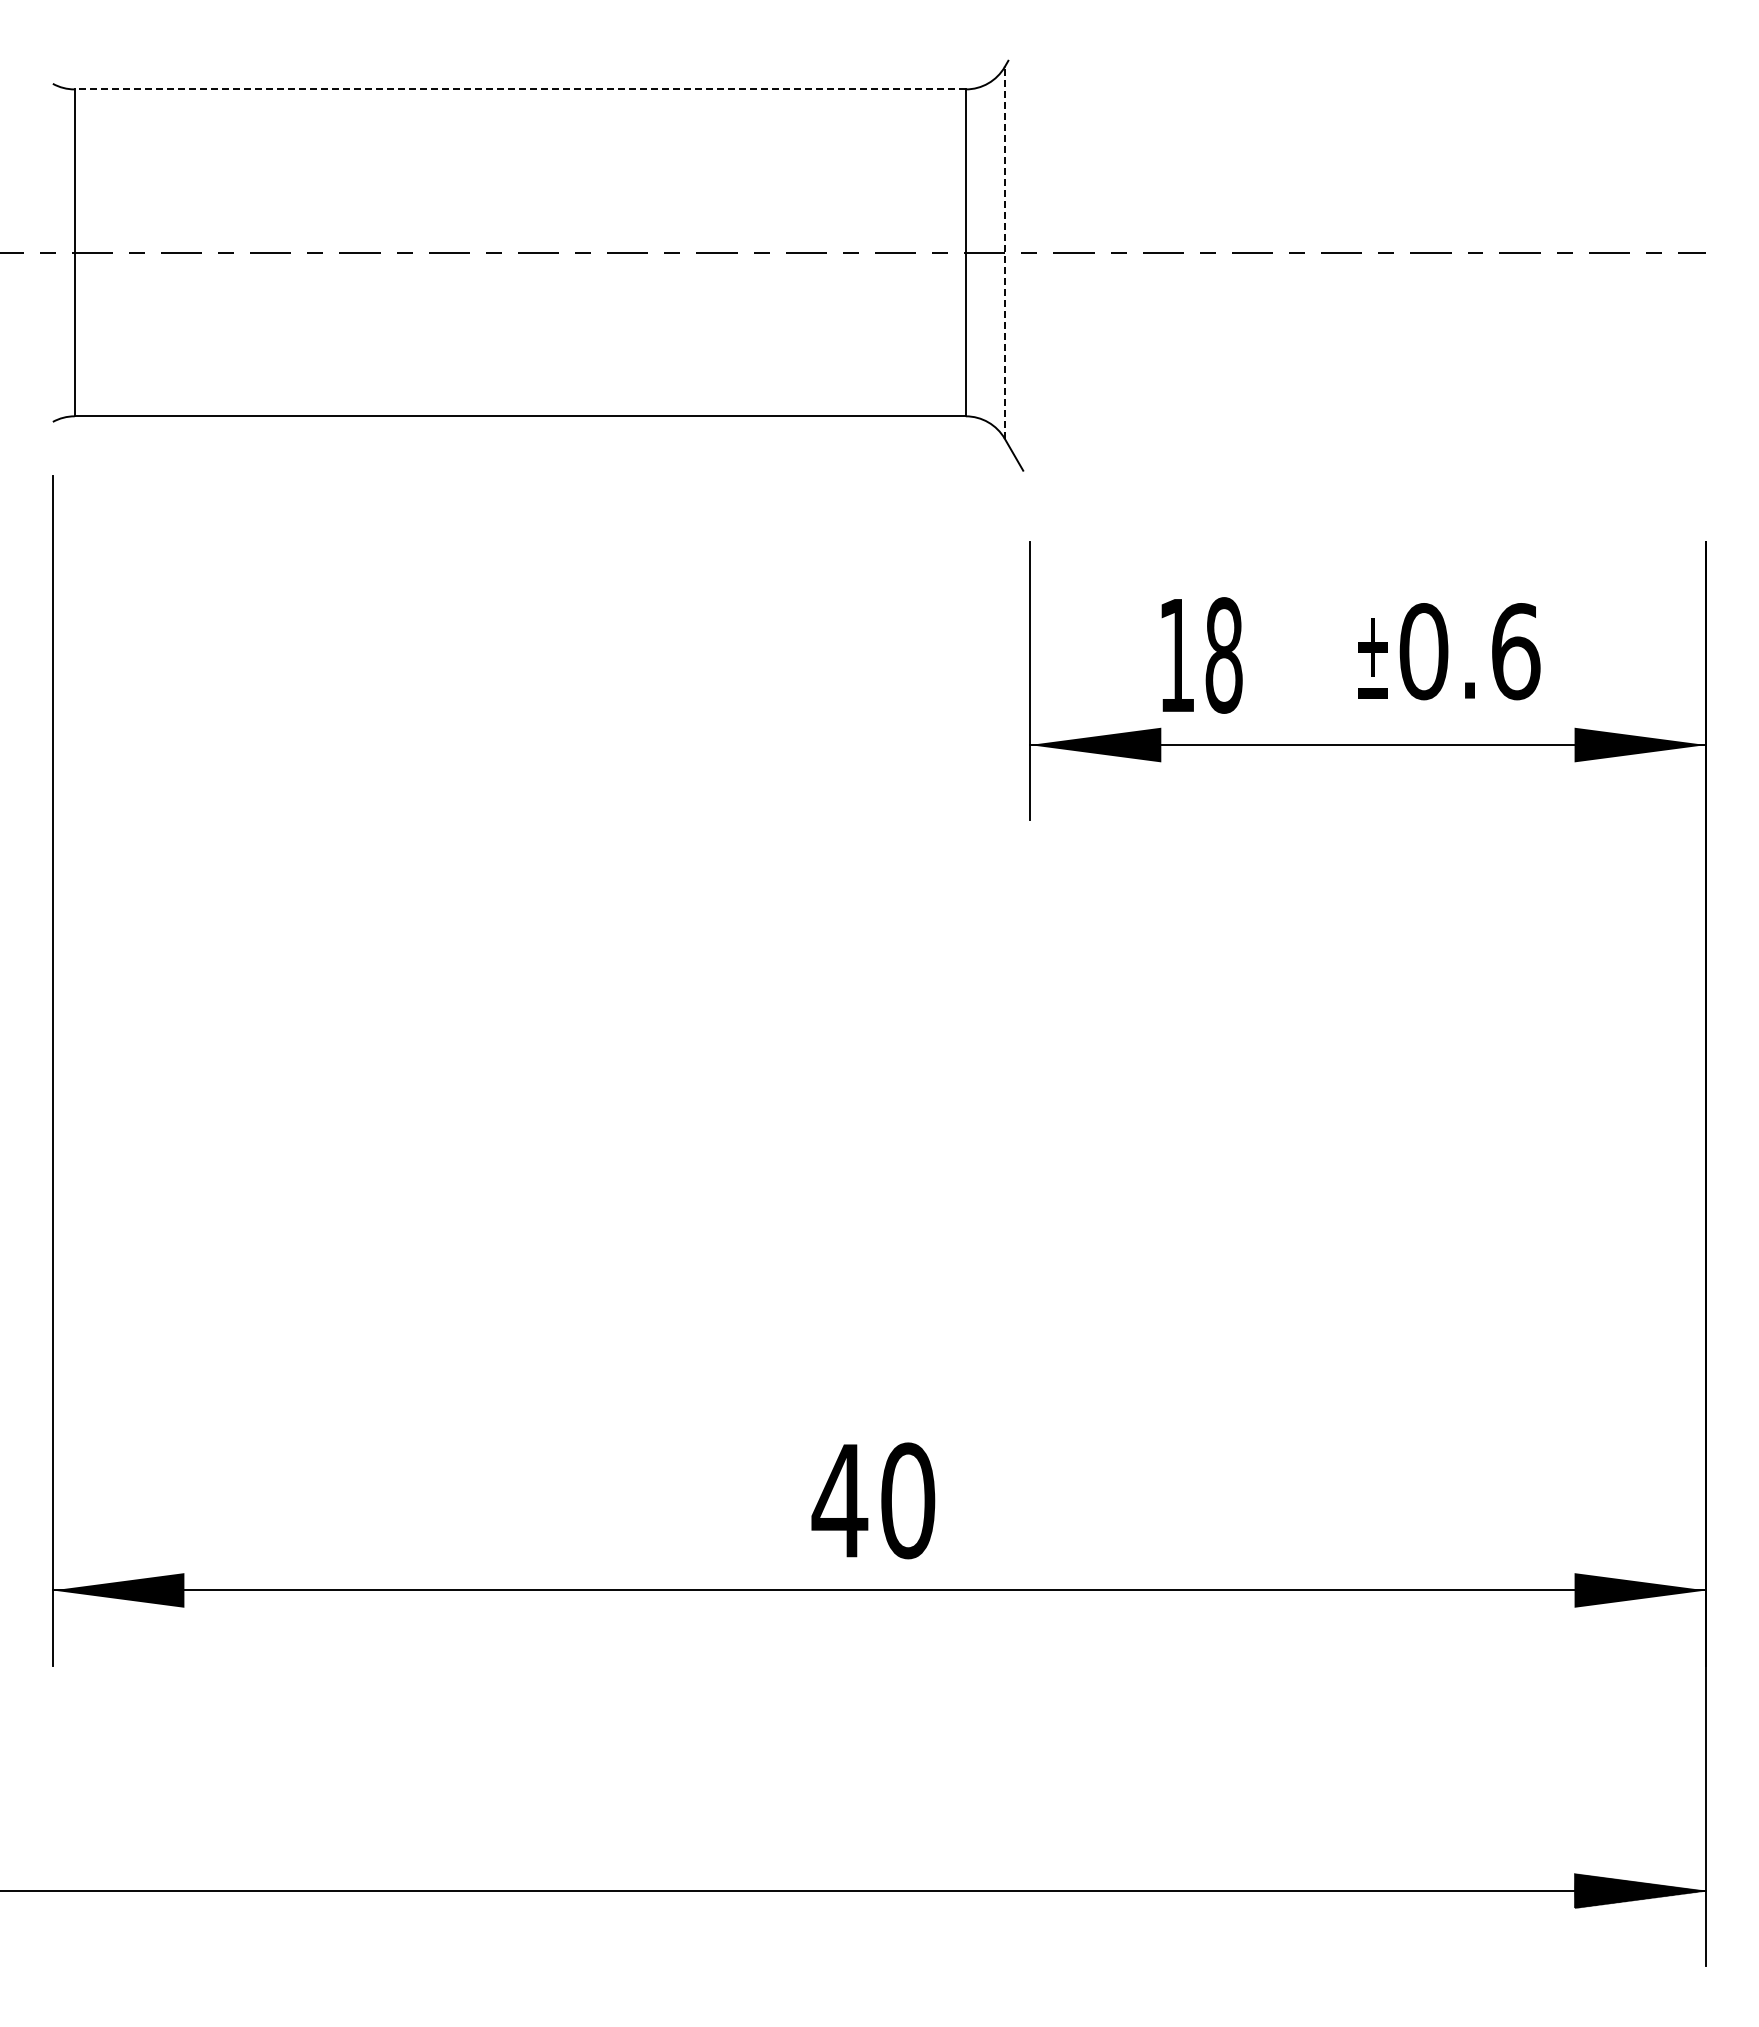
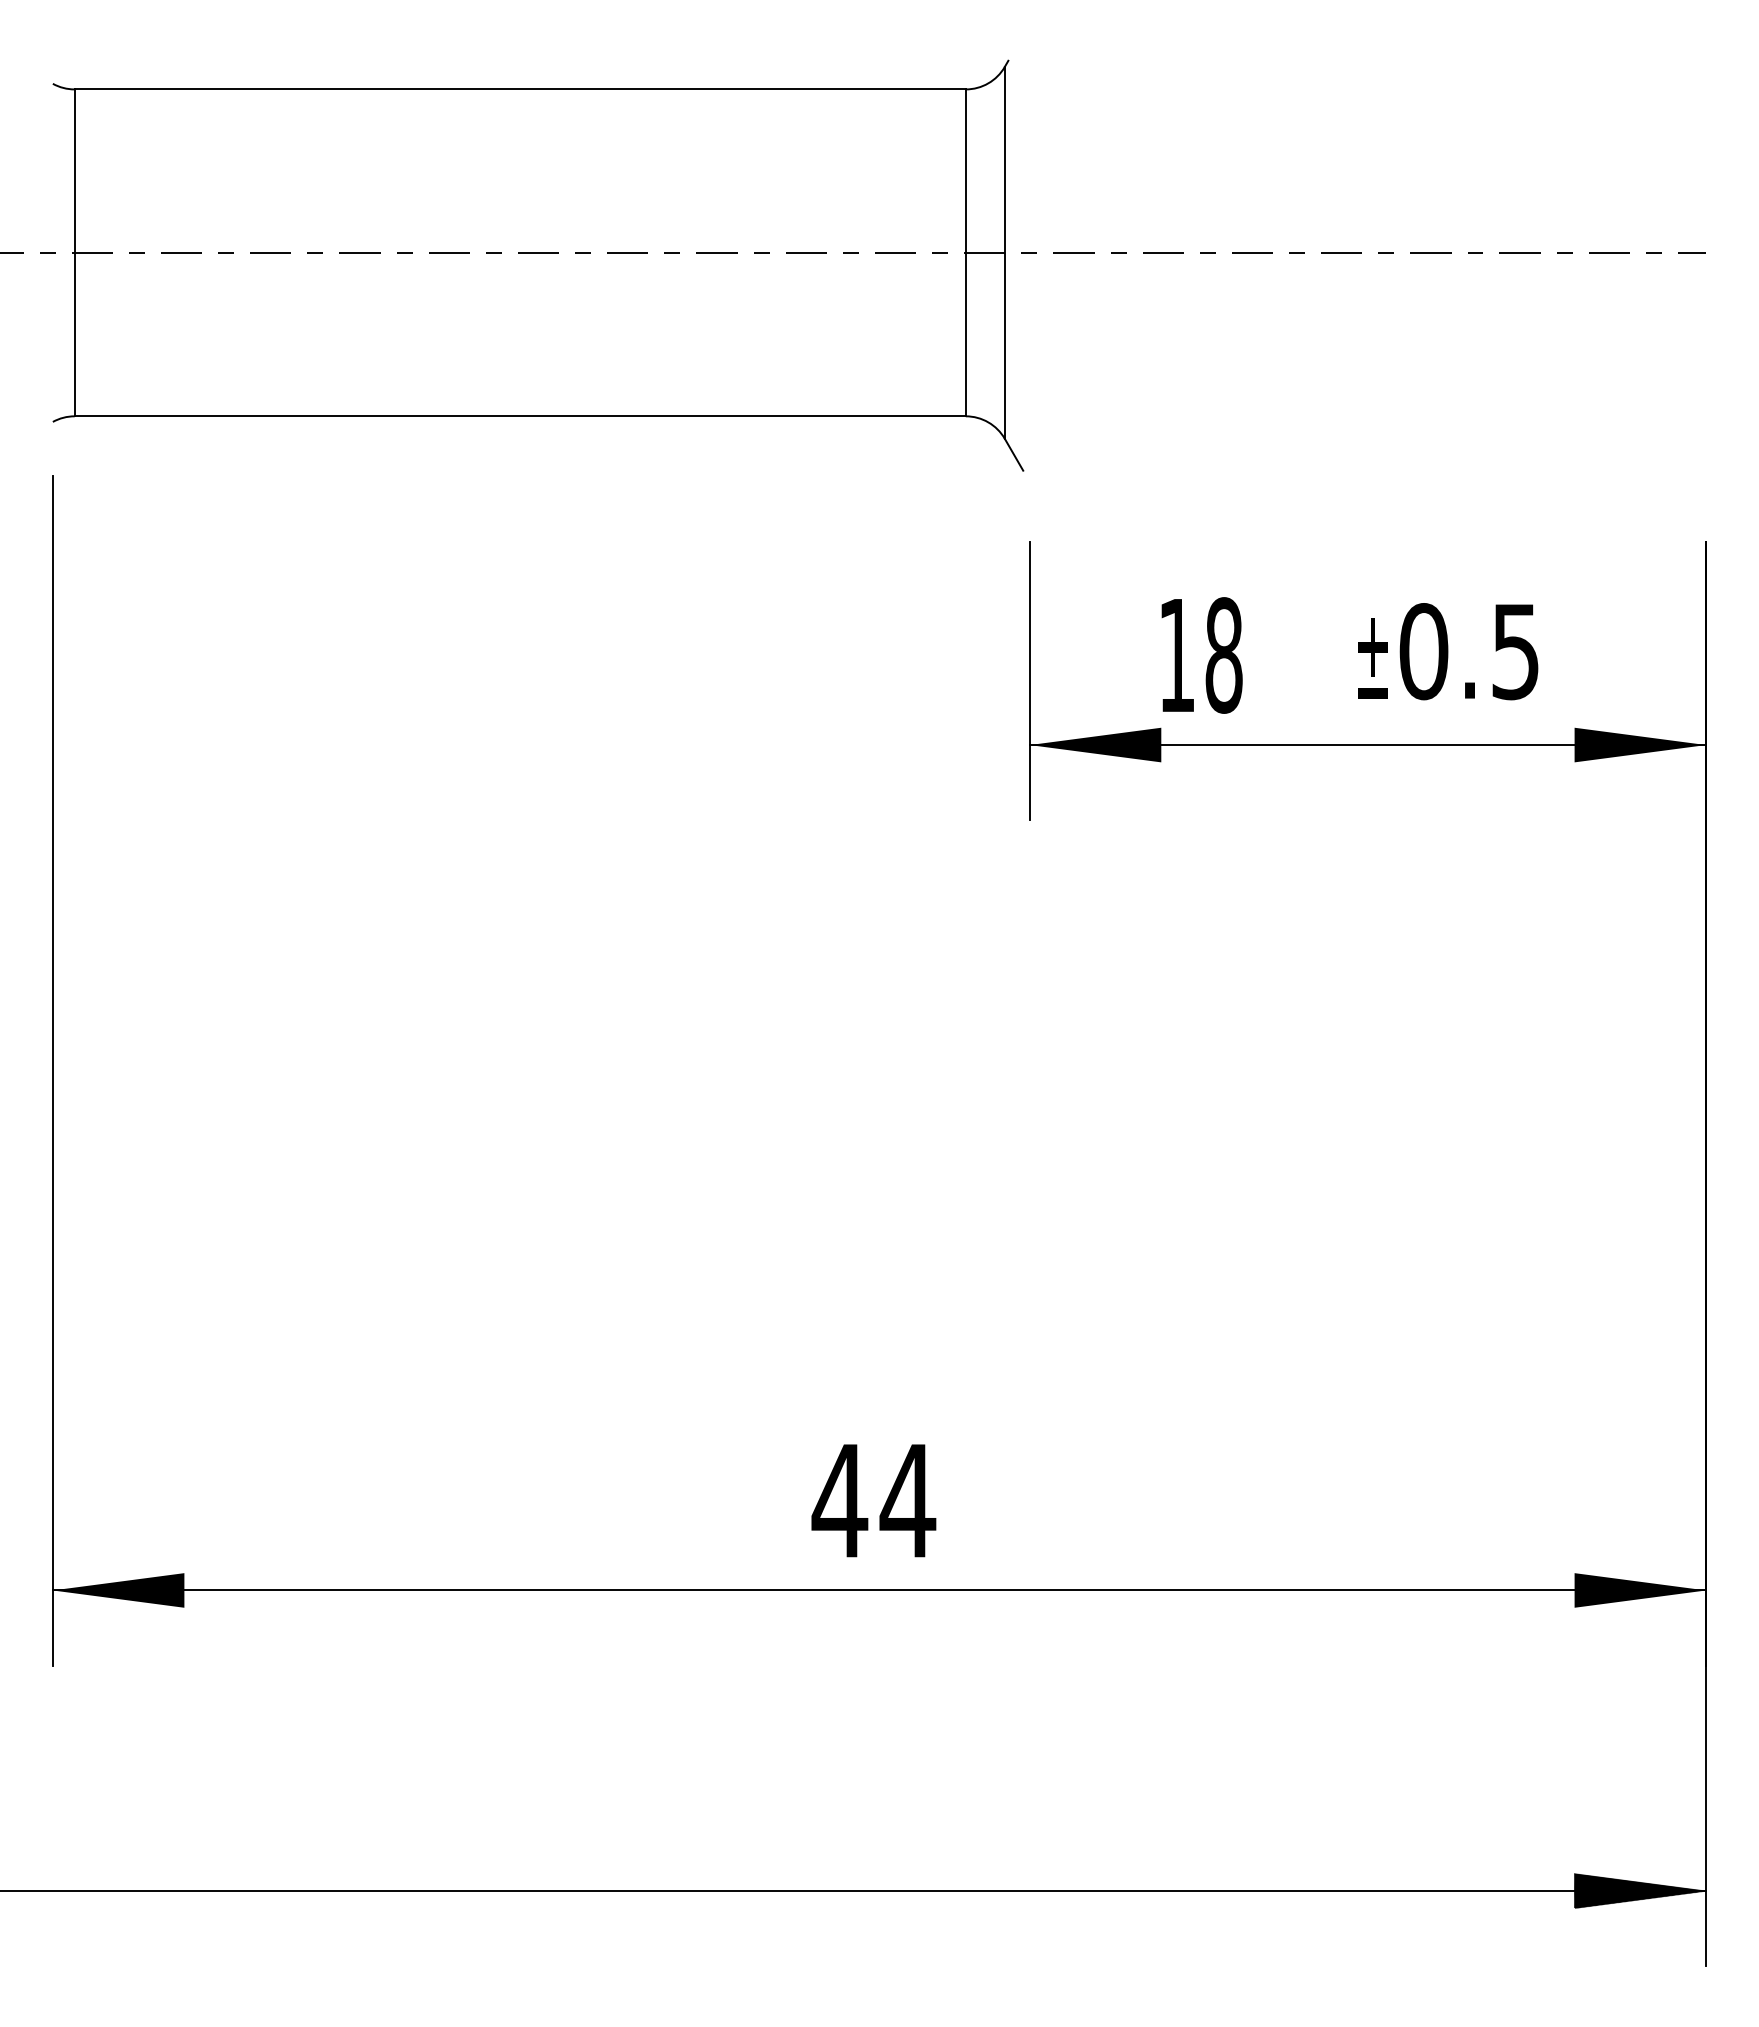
line: dashed -> solid (520, 89)
line: dashed -> solid (1004, 252)
text: 0.6 -> 0.5 (1516, 651)
text: 40 -> 44 (907, 1500)
